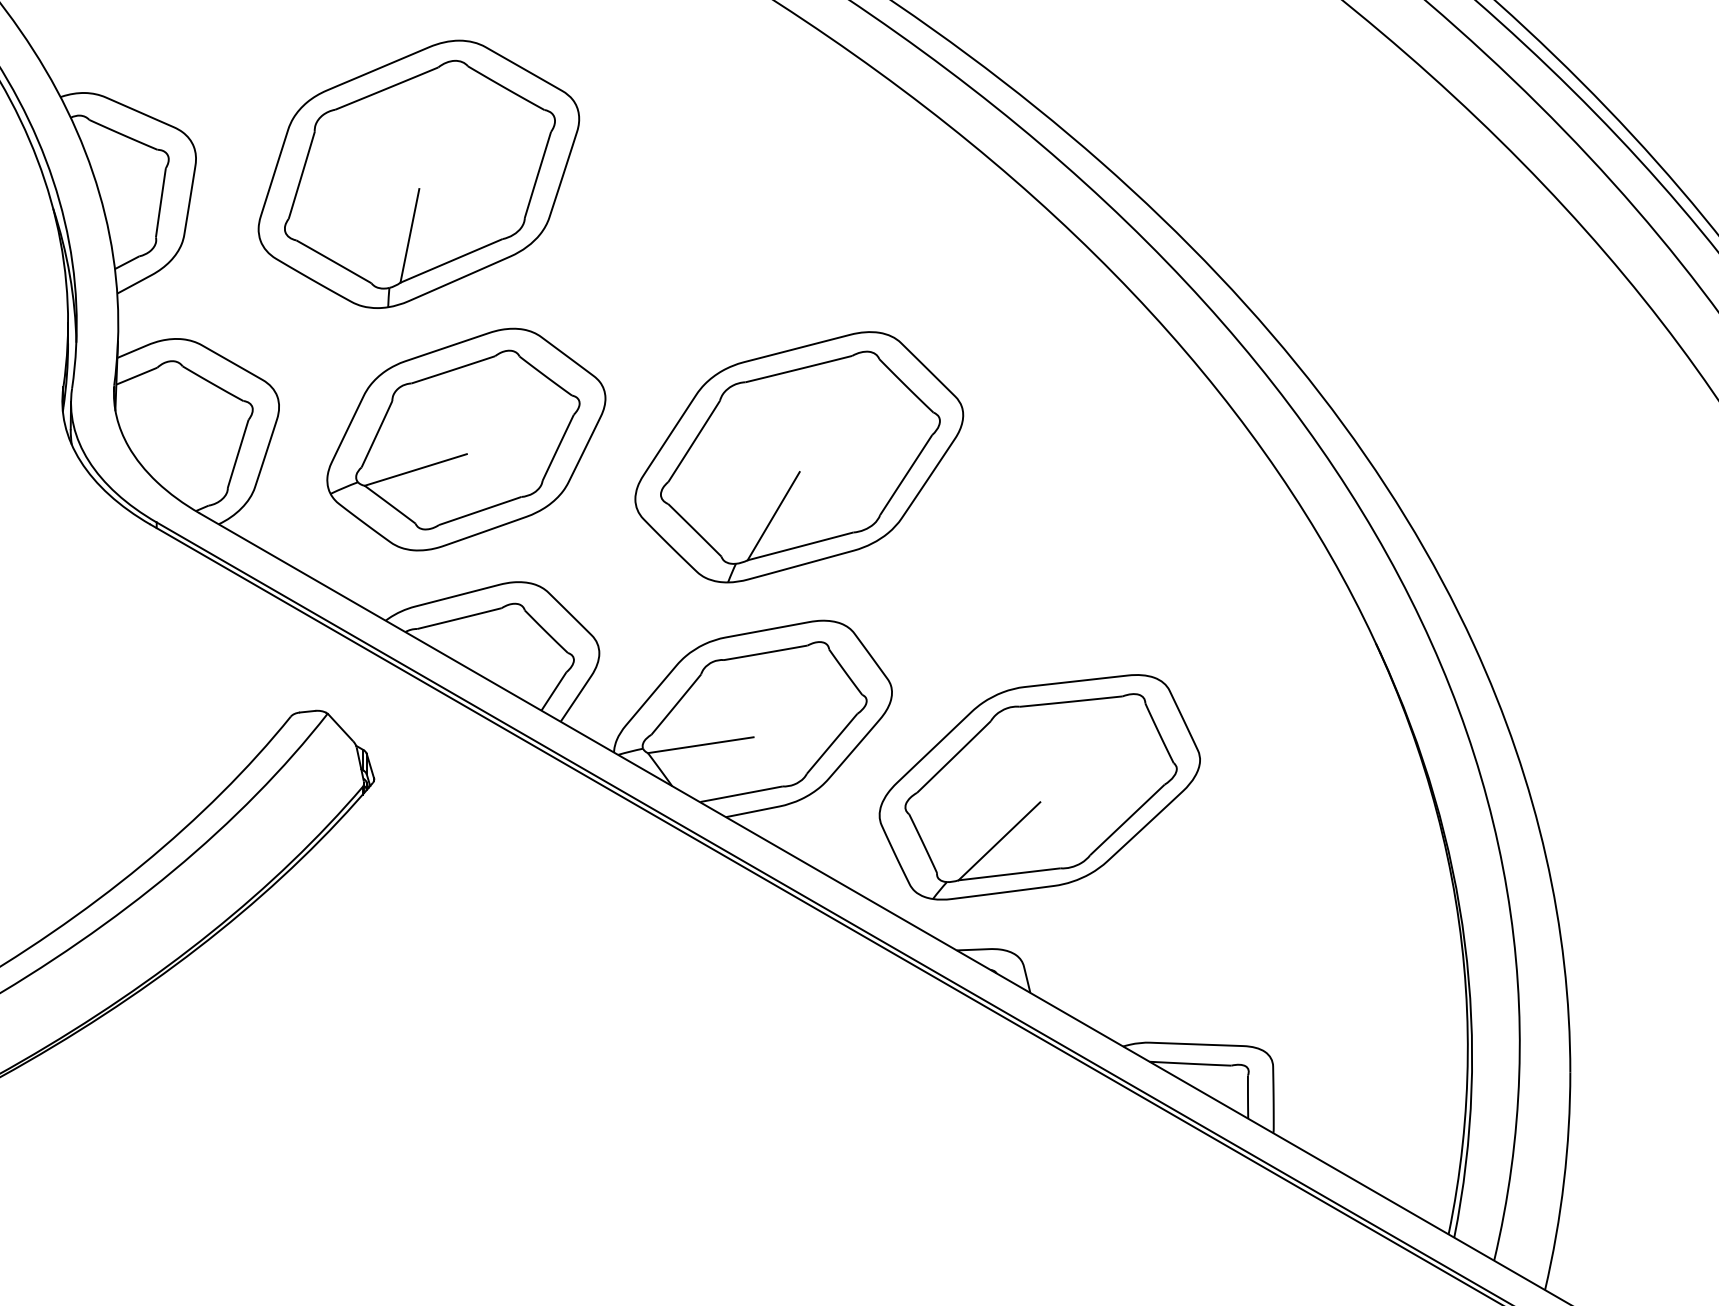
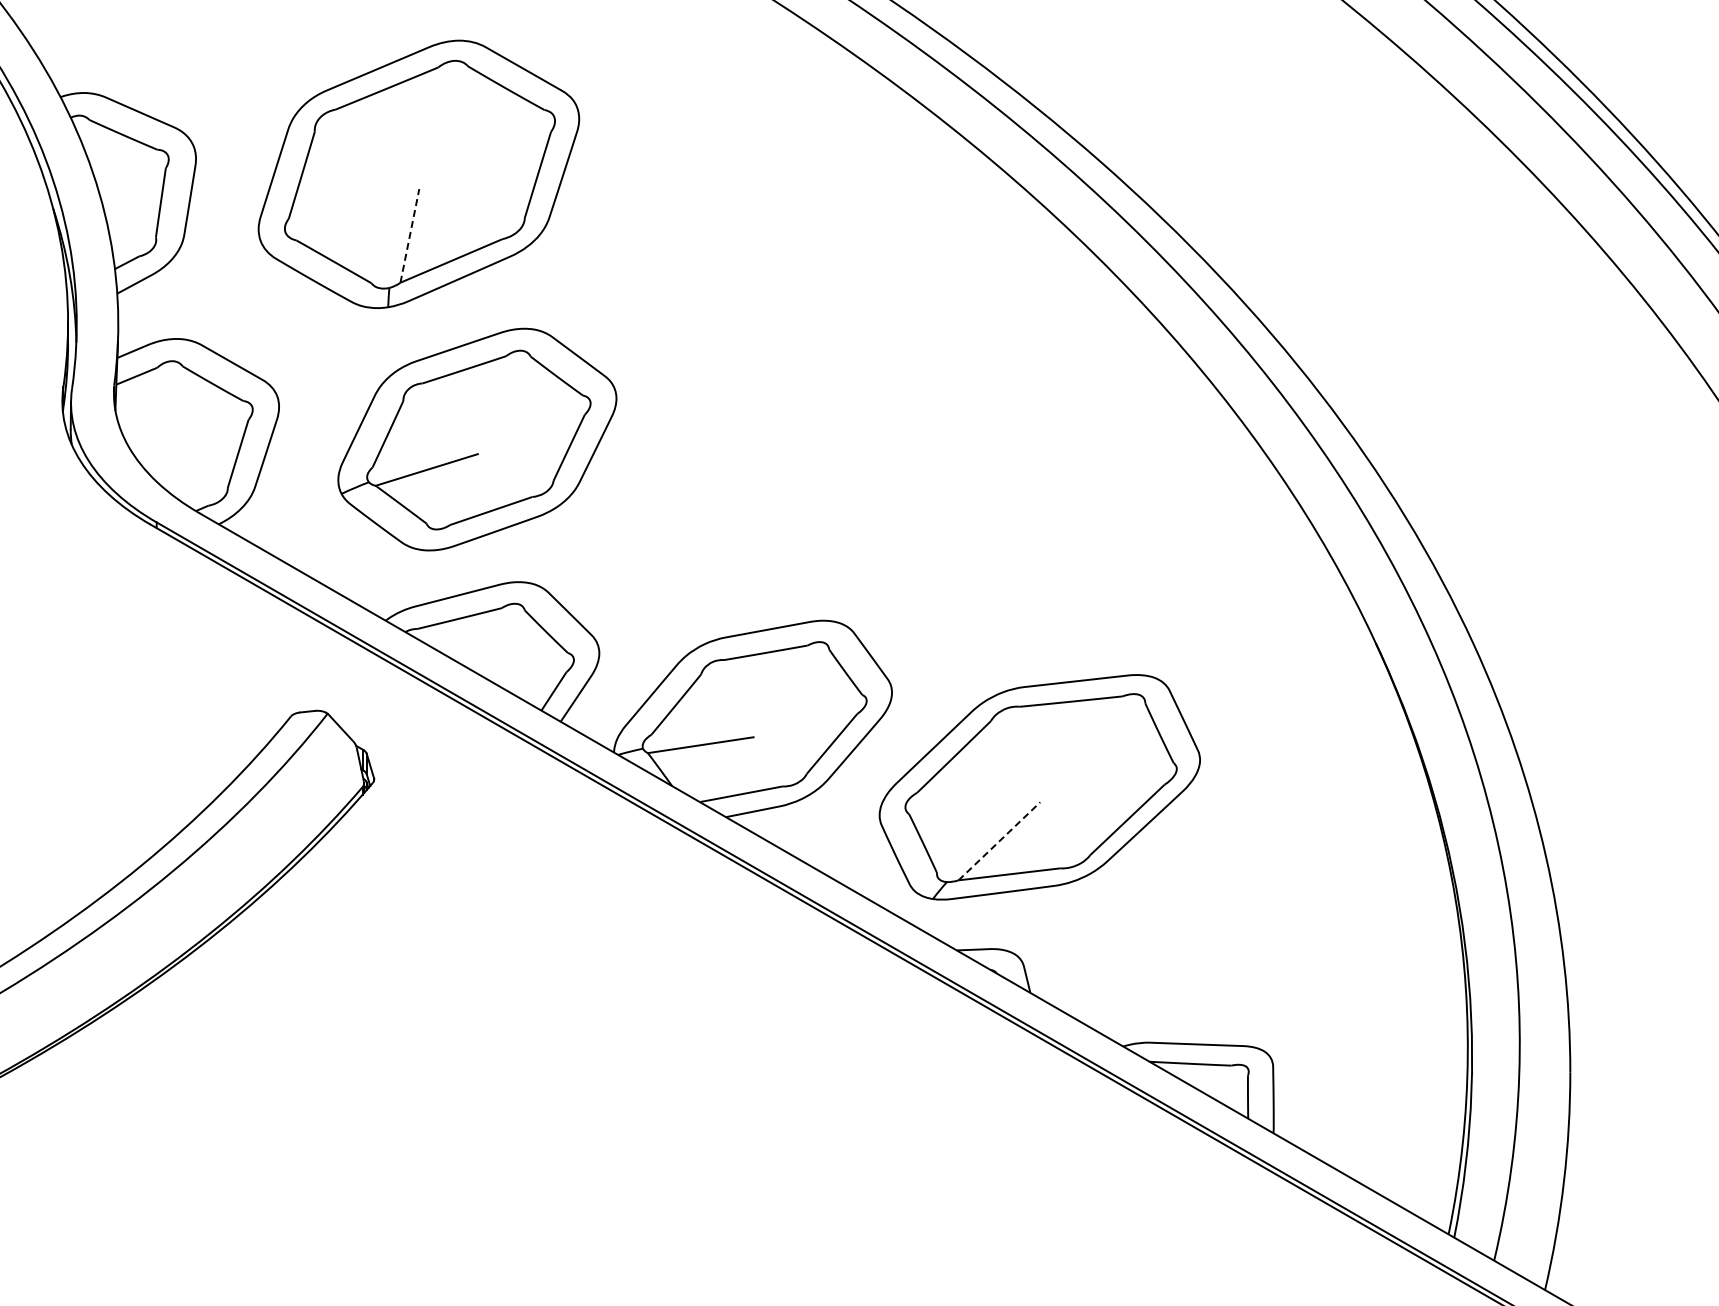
line: solid -> dashed (409, 235)
part position: (466, 439) -> (477, 439) (477, 439)
part: present -> none (799, 457)
line: solid -> dashed (999, 840)
